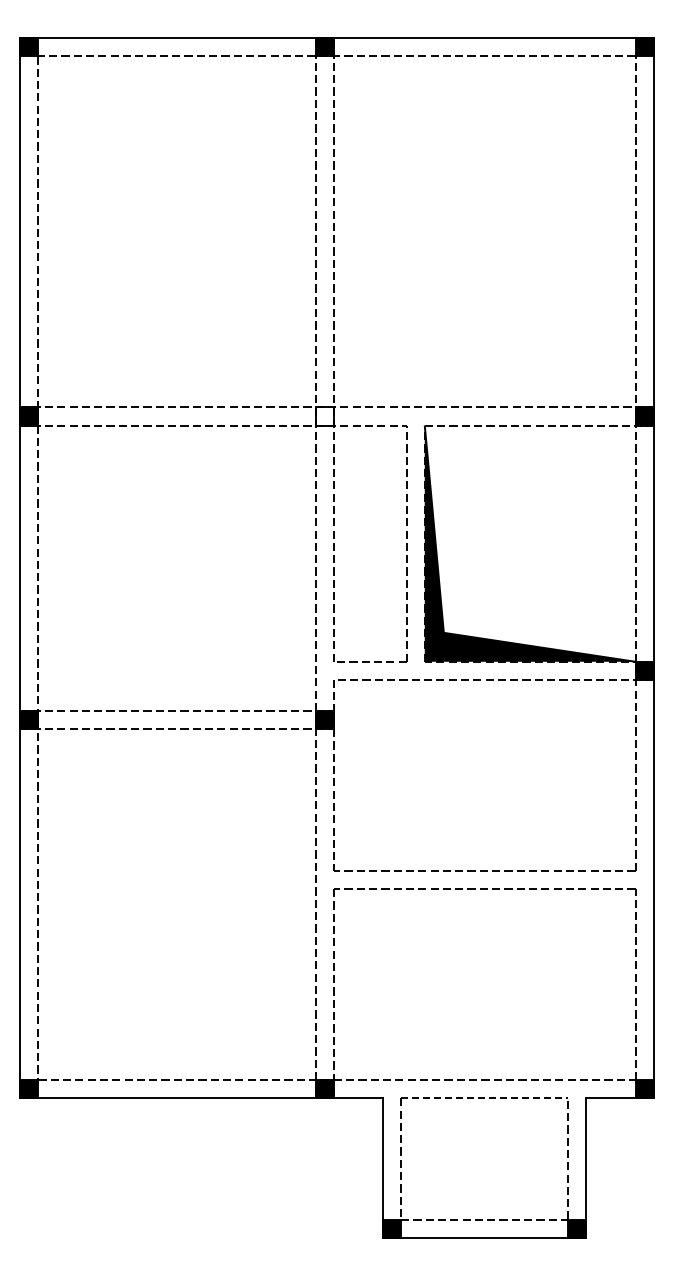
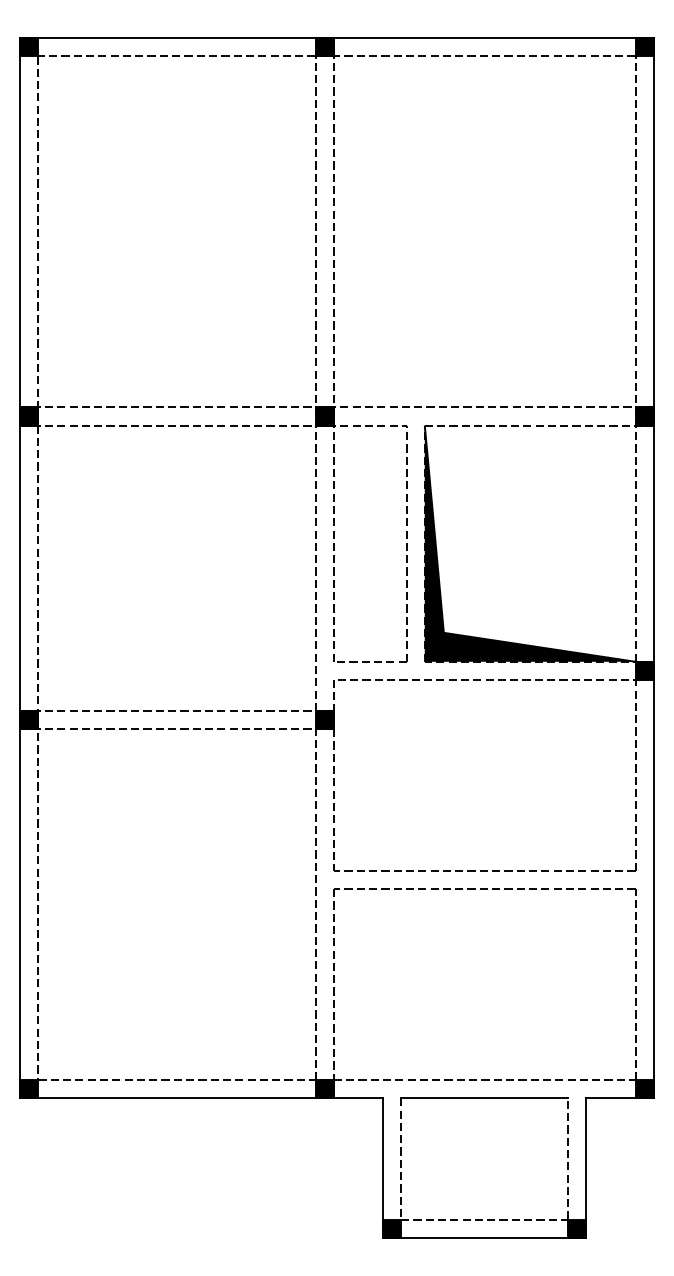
fill: none -> present (324, 416)
line: dashed -> solid (484, 1098)
